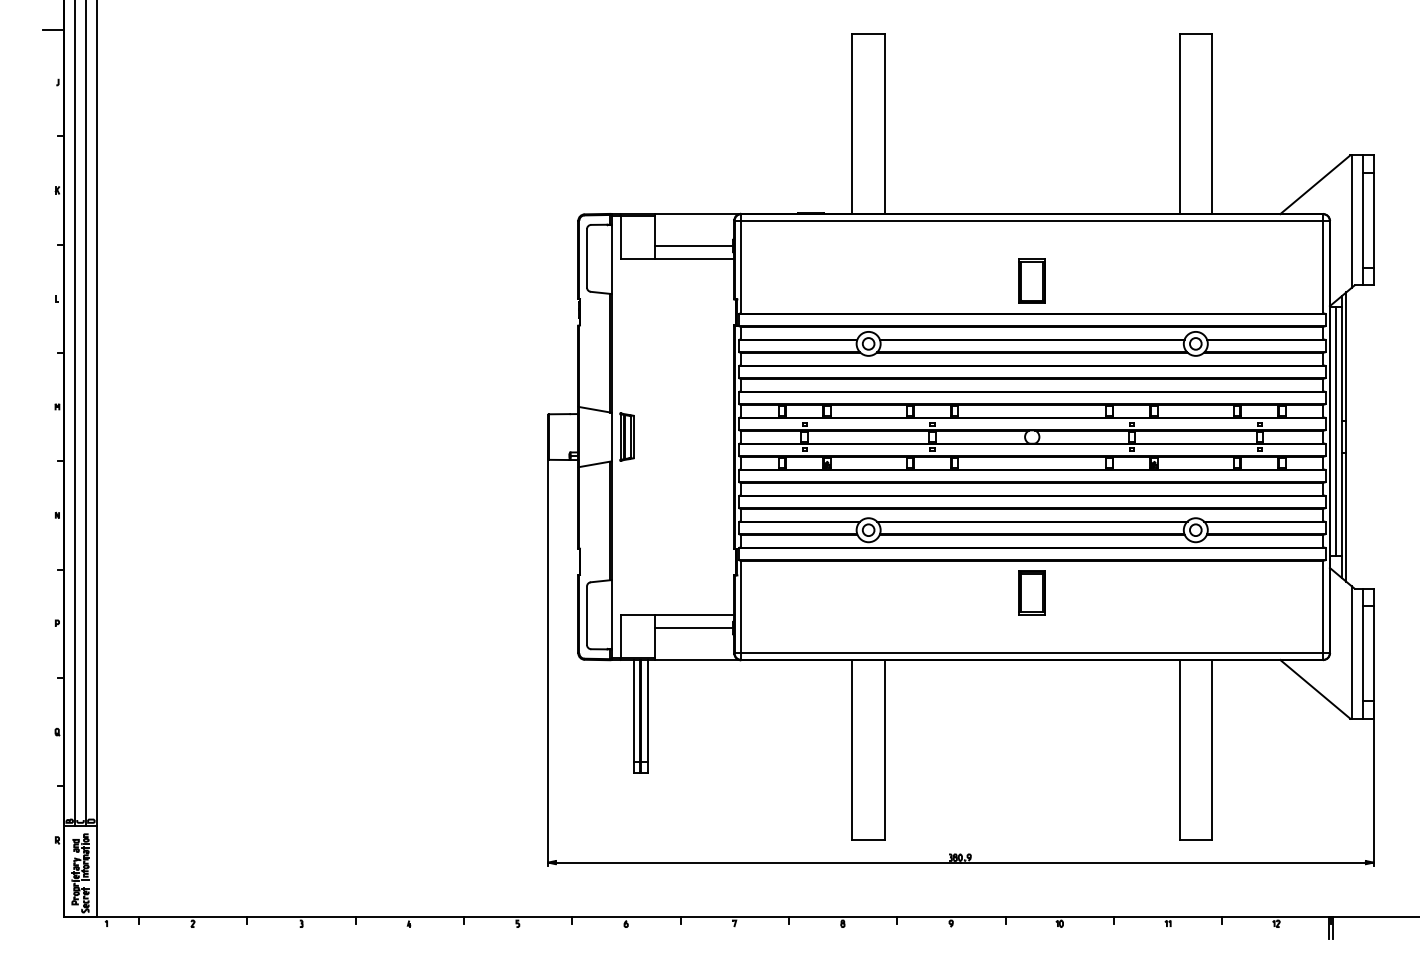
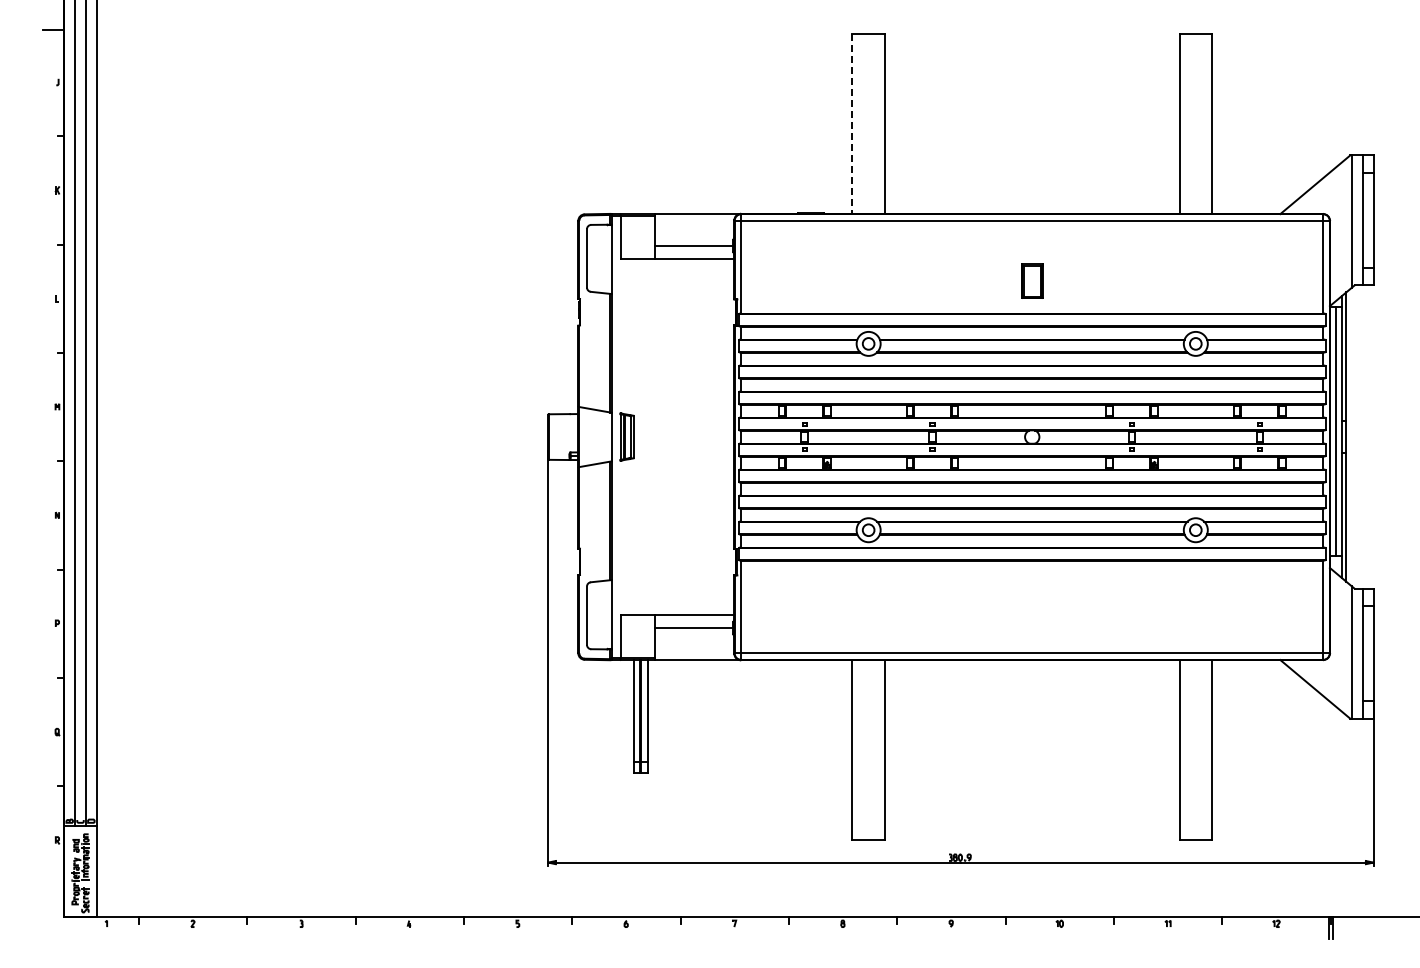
line: solid -> dashed (852, 123)
part size: 28x46 px -> 23x36 px (1032, 280)
part: present -> none (1031, 592)
